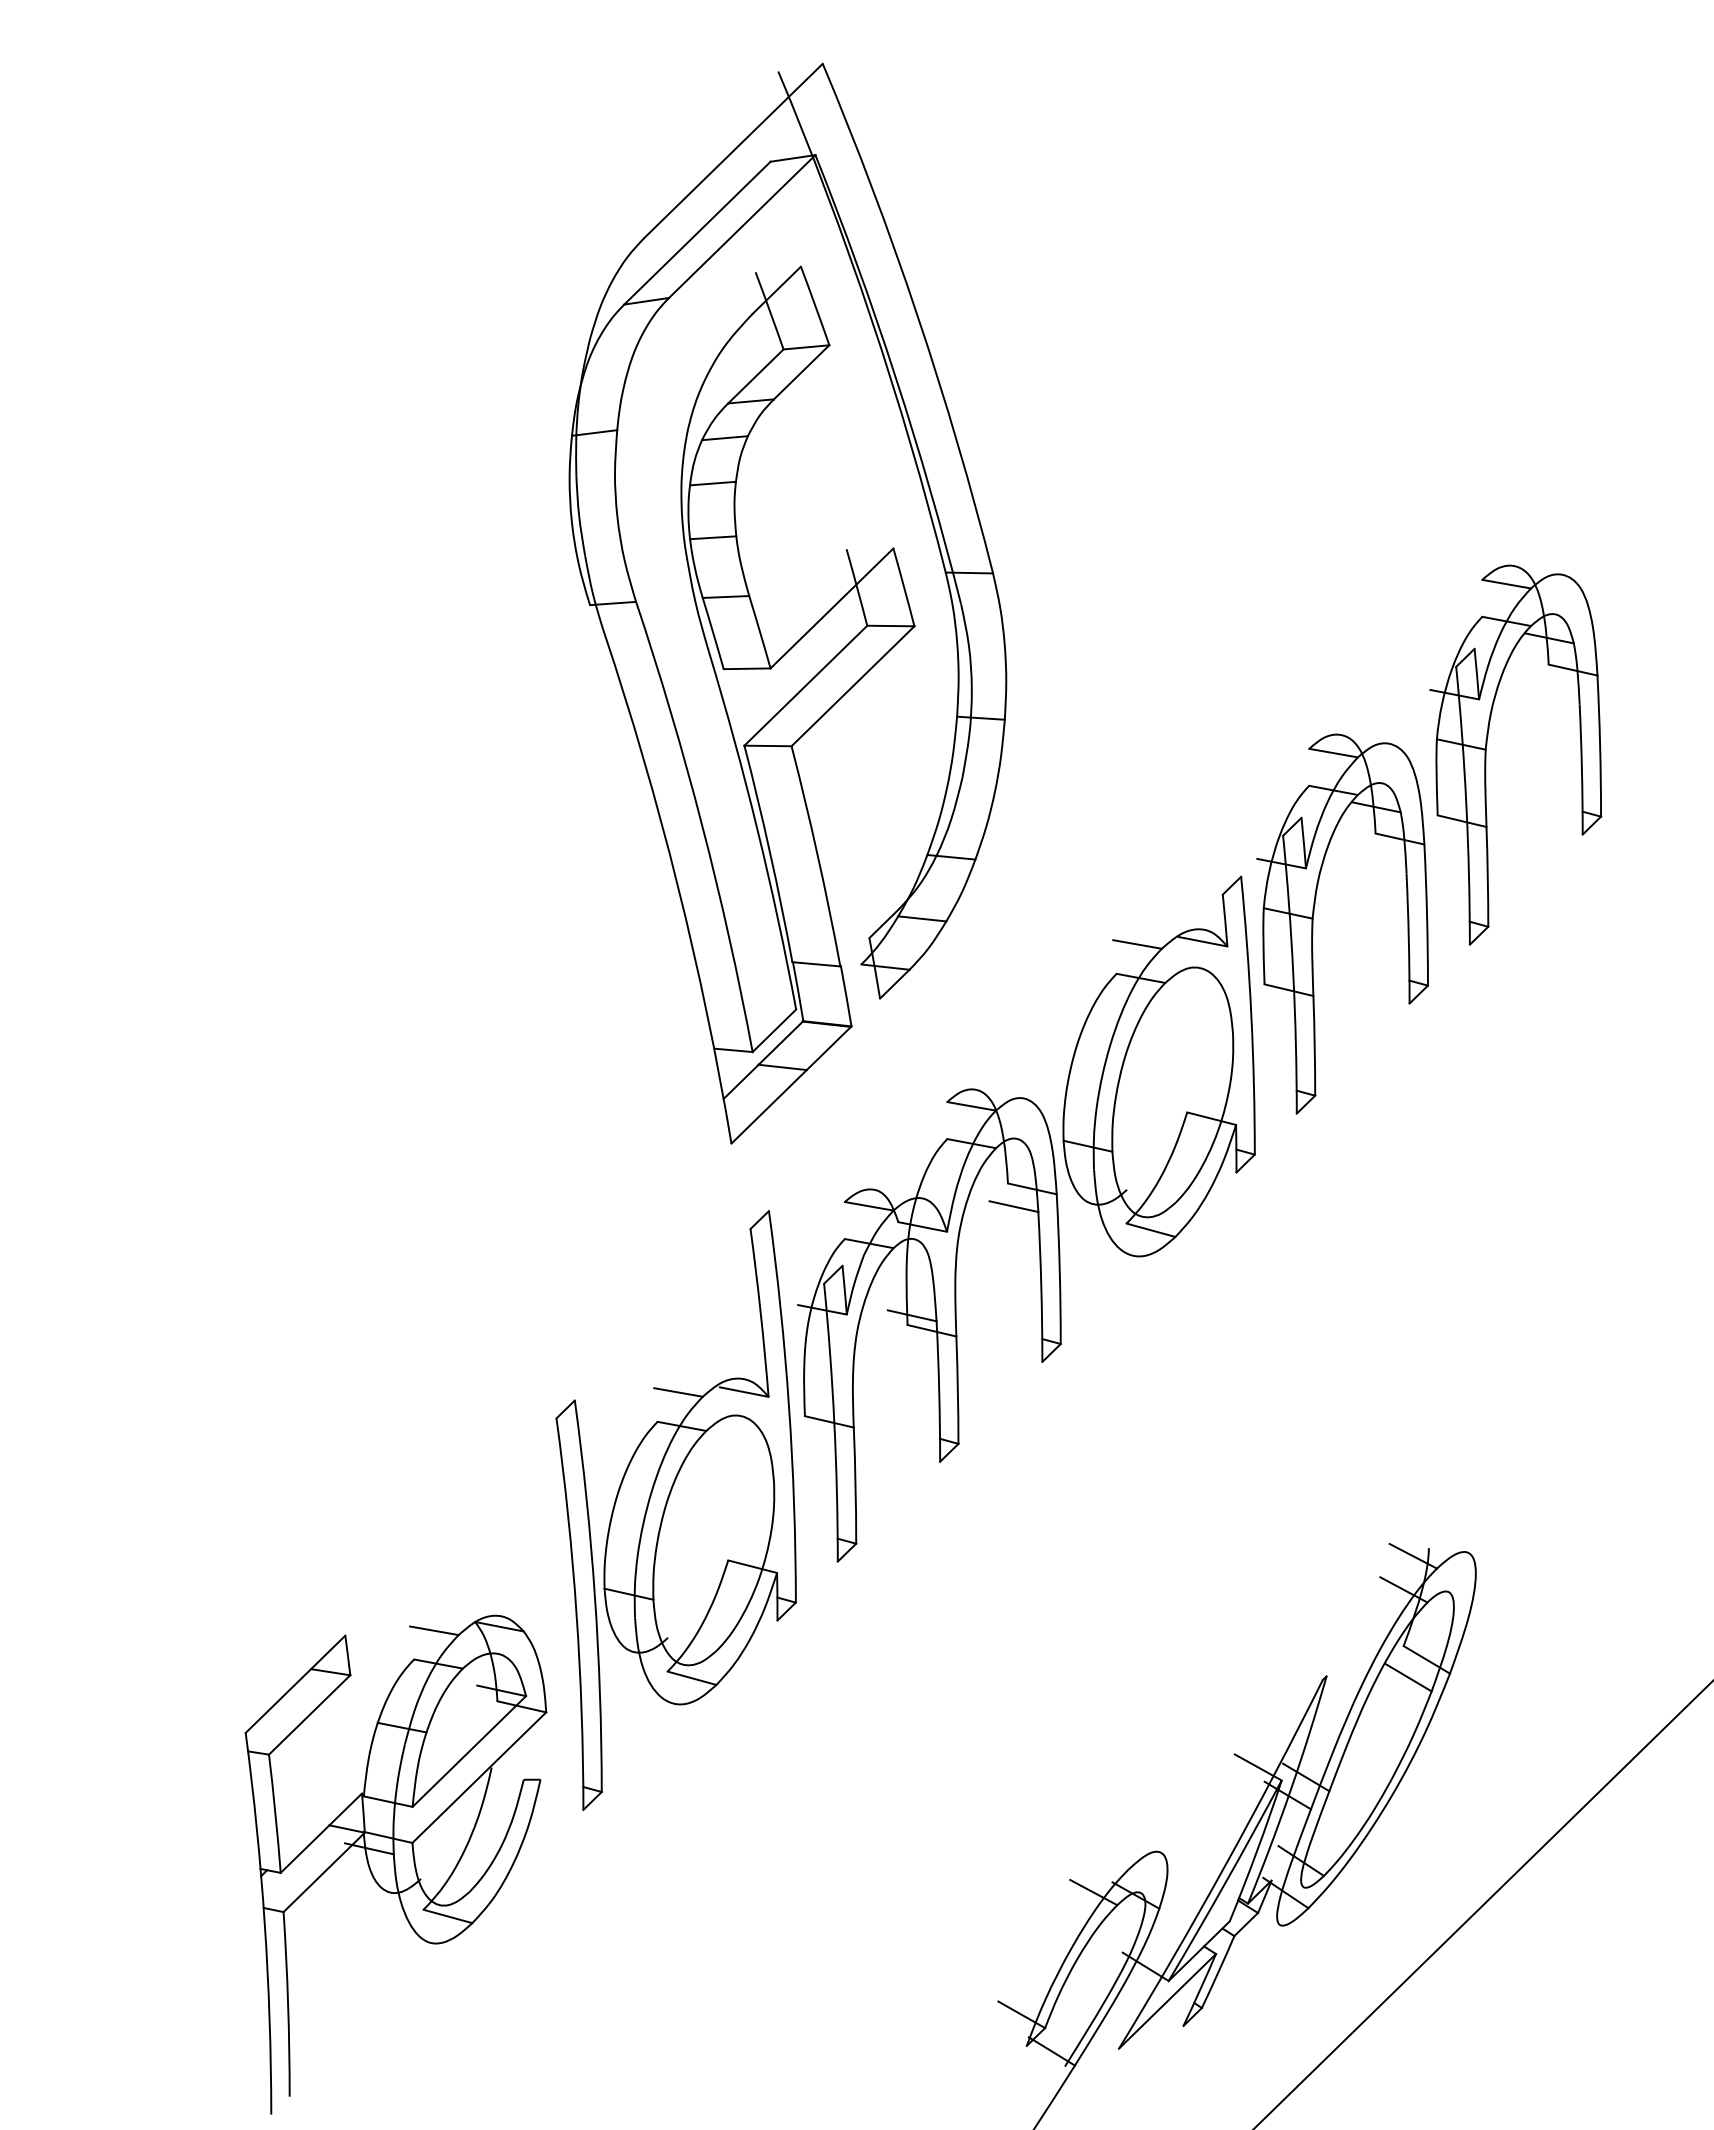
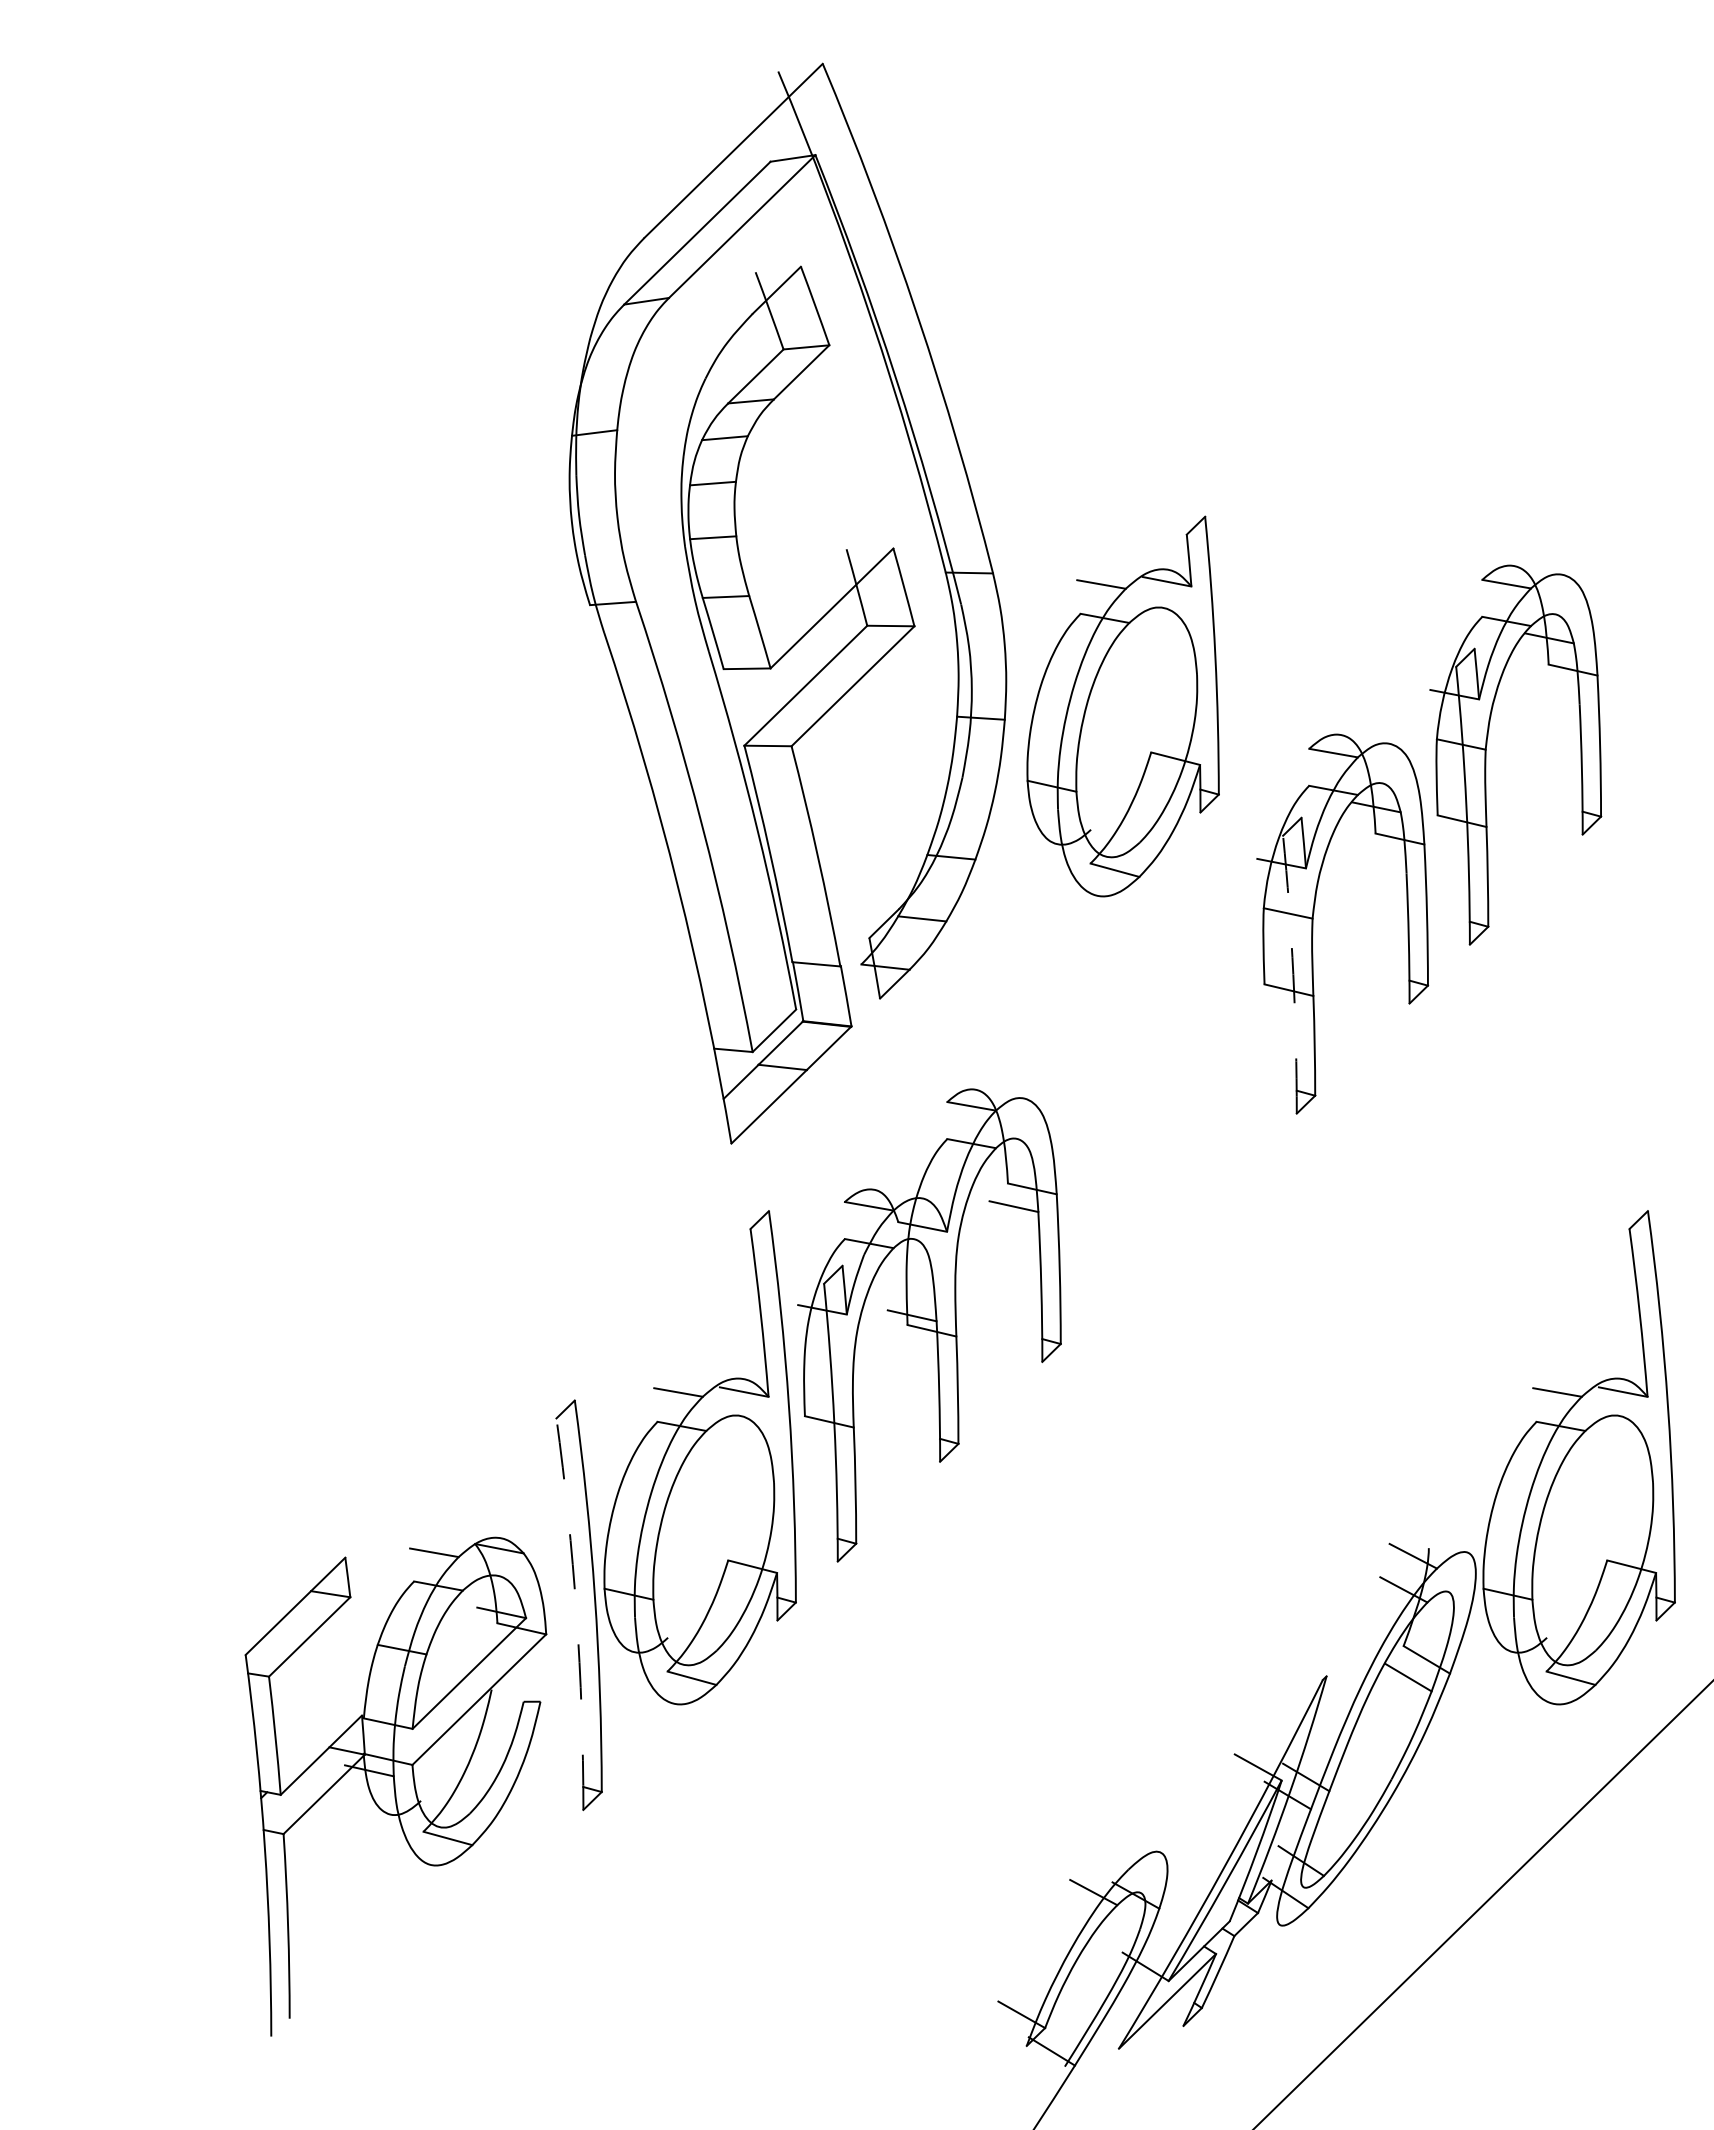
arc: solid -> dashed (1293, 974)
part position: (1158, 1066) -> (1122, 706) (1122, 706)
part: none -> present (1578, 1457)
arc: solid -> dashed (576, 1613)
part position: (395, 1864) -> (395, 1786) (395, 1786)
